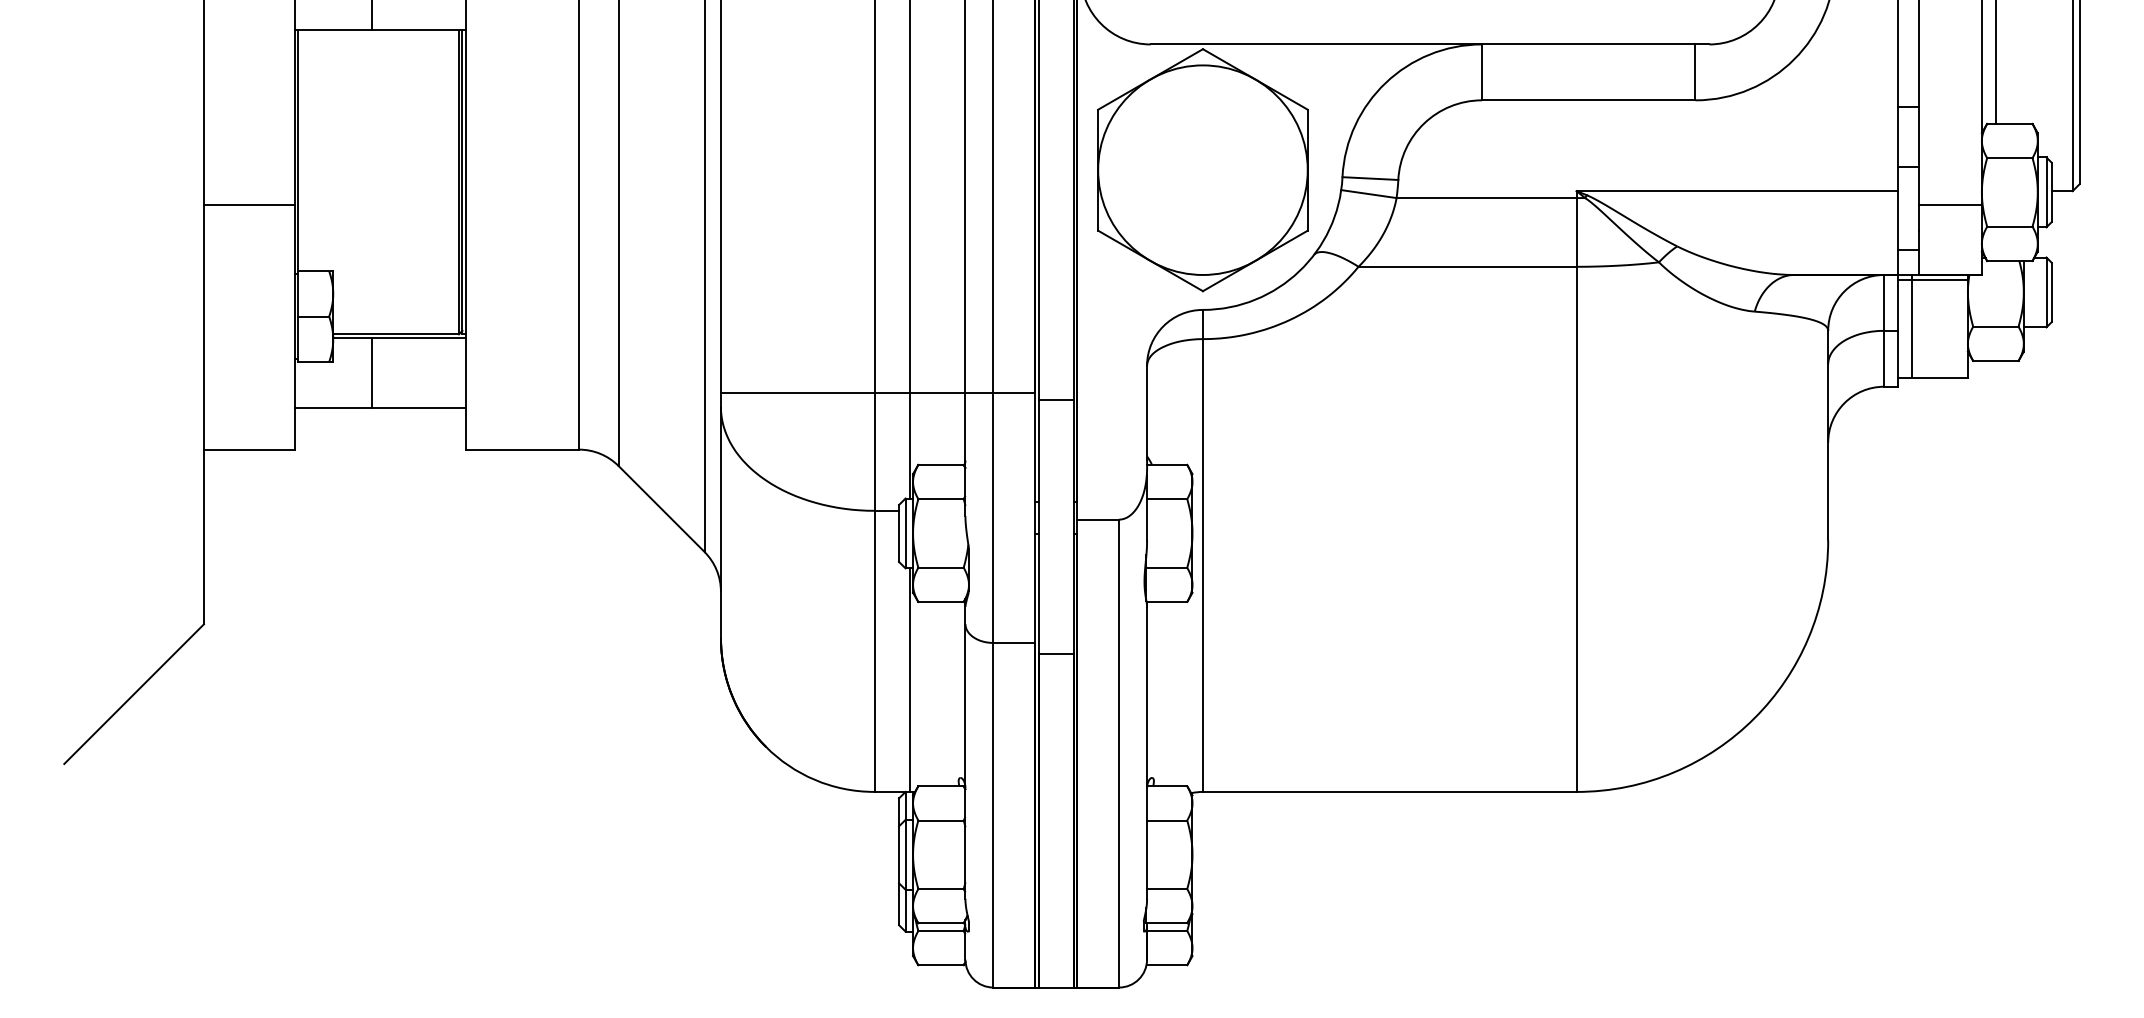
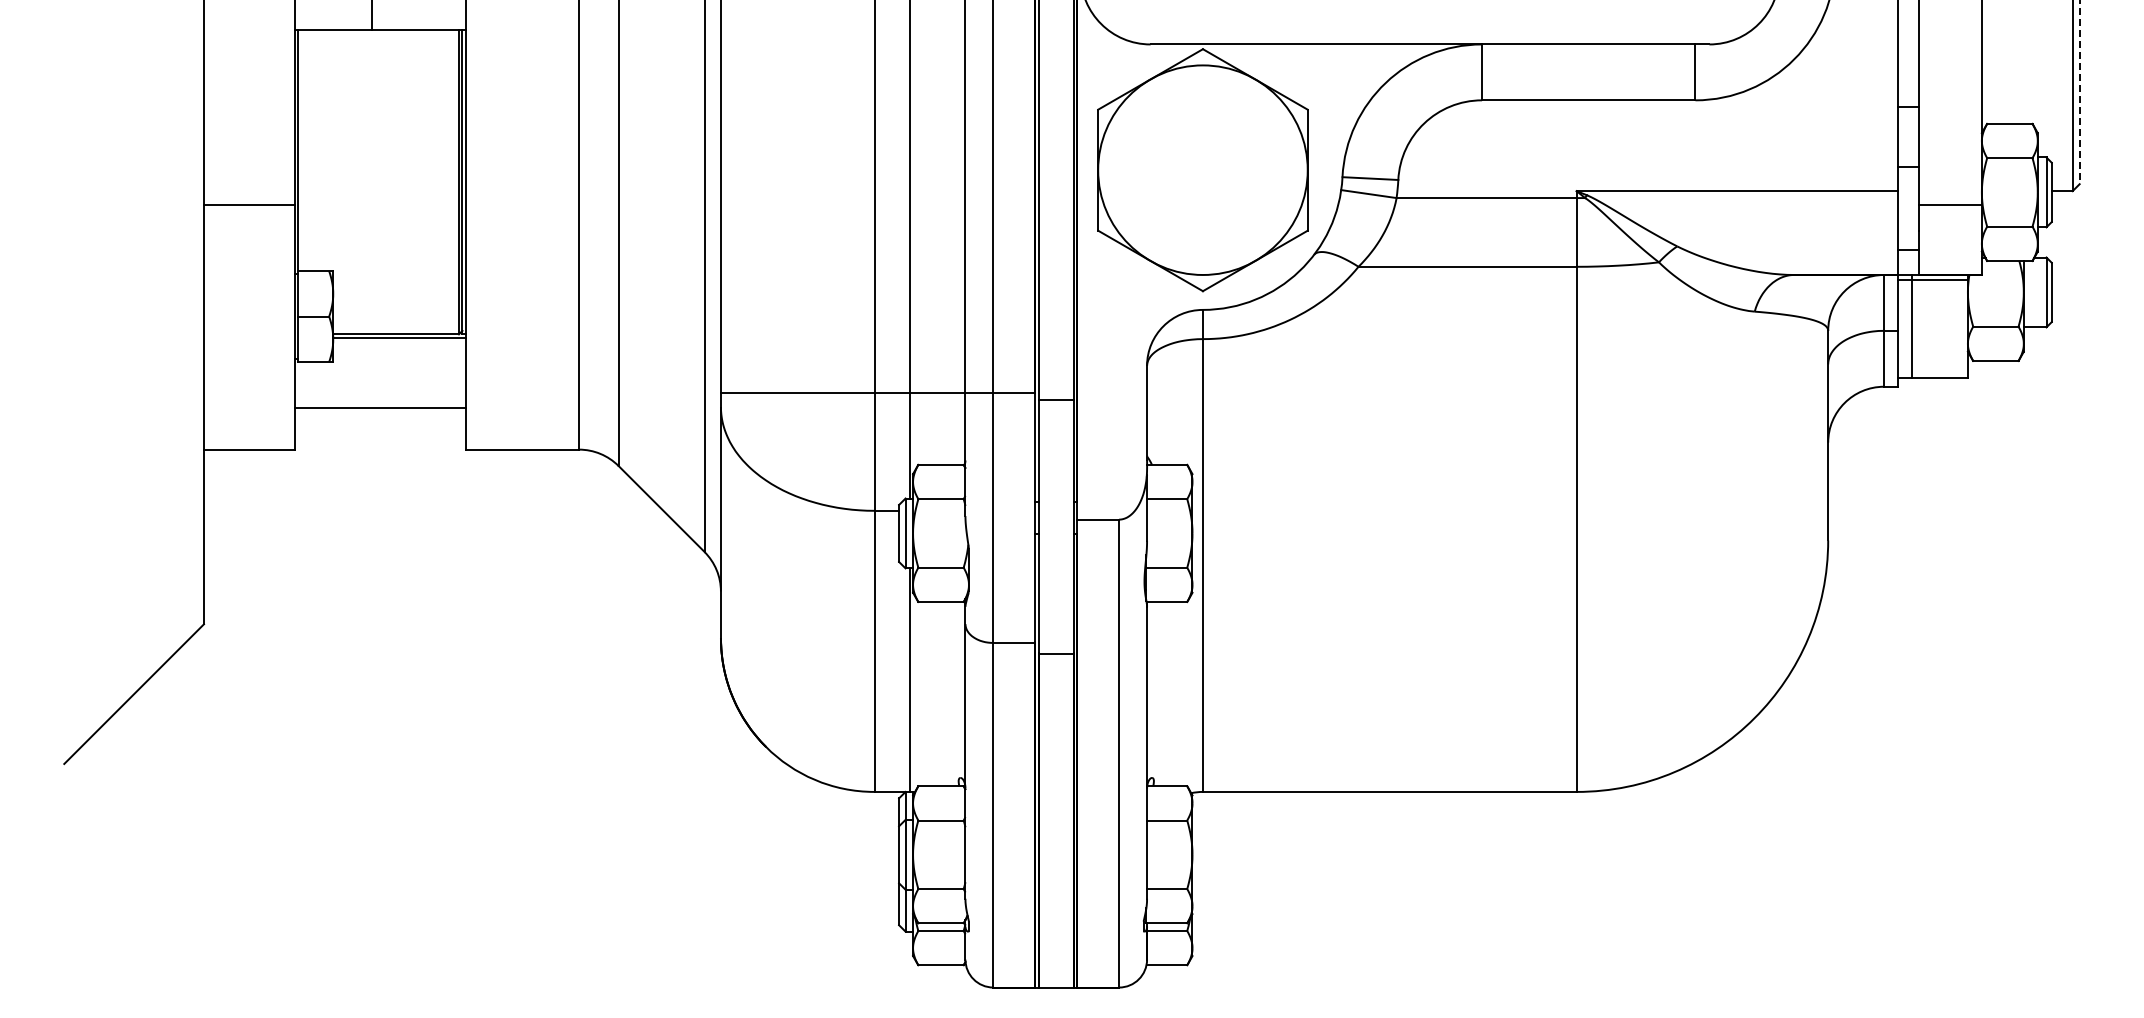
line: present -> none (1995, 62)
line: solid -> dashed (2079, 92)
line: present -> none (371, 372)
